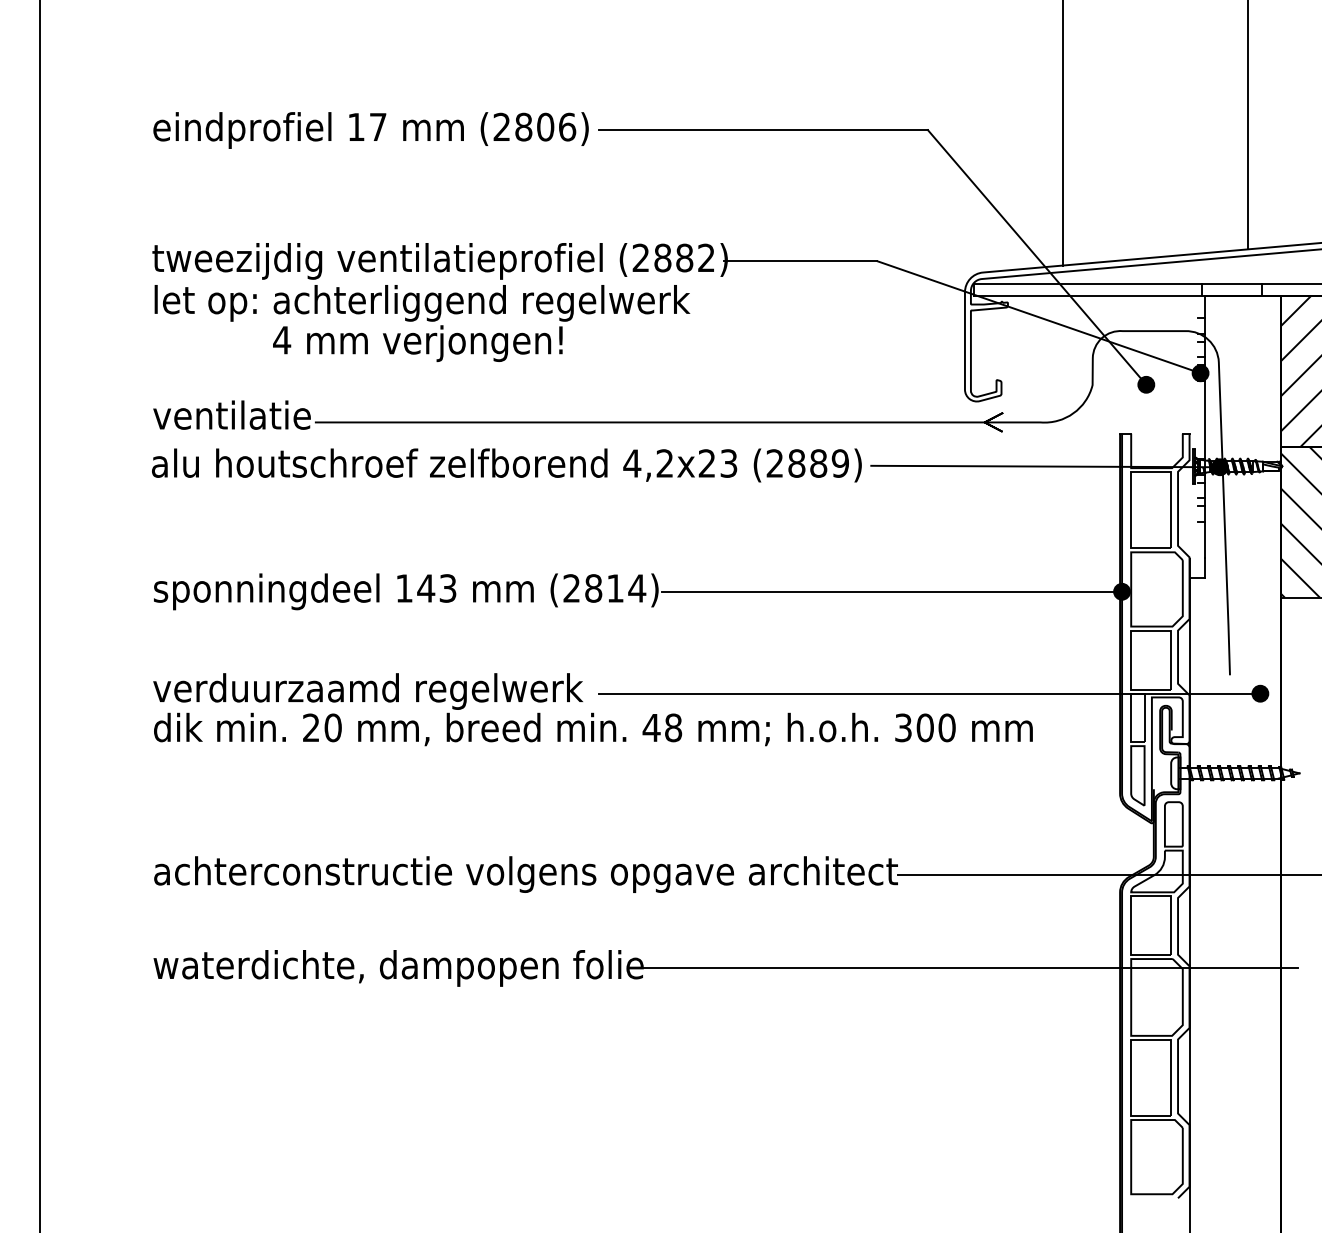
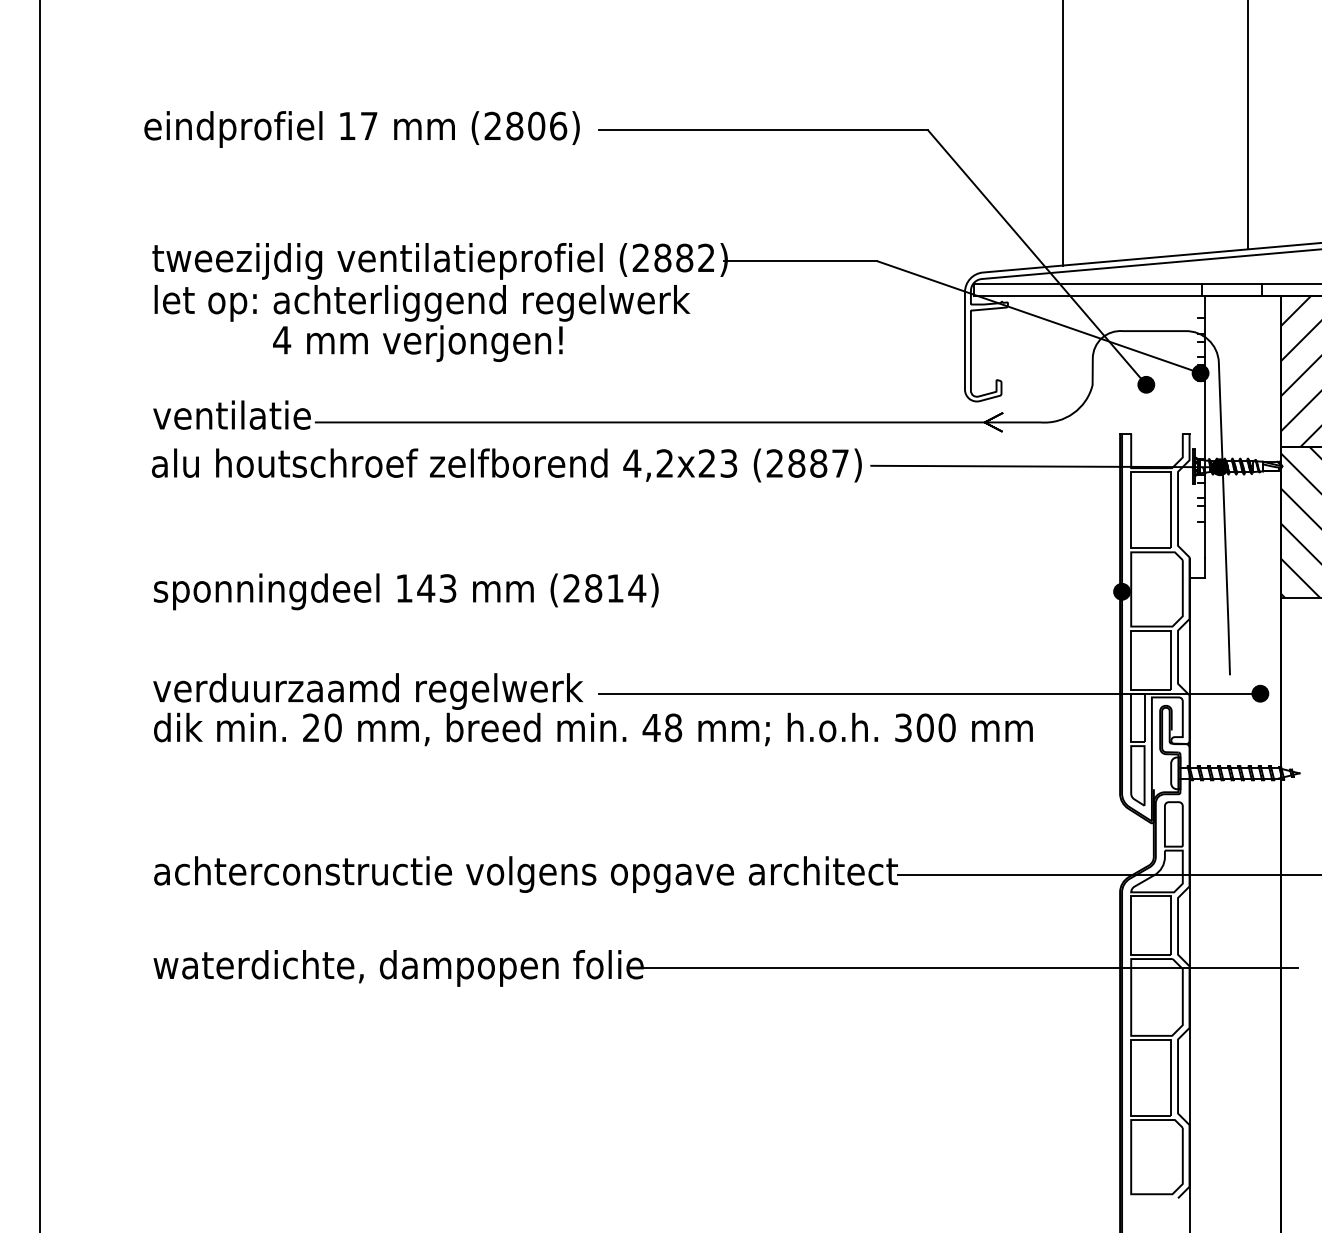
text position: (370, 130) -> (361, 129) (361, 129)
text: (2889) -> (2887) (839, 463)
line: present -> none (892, 591)
